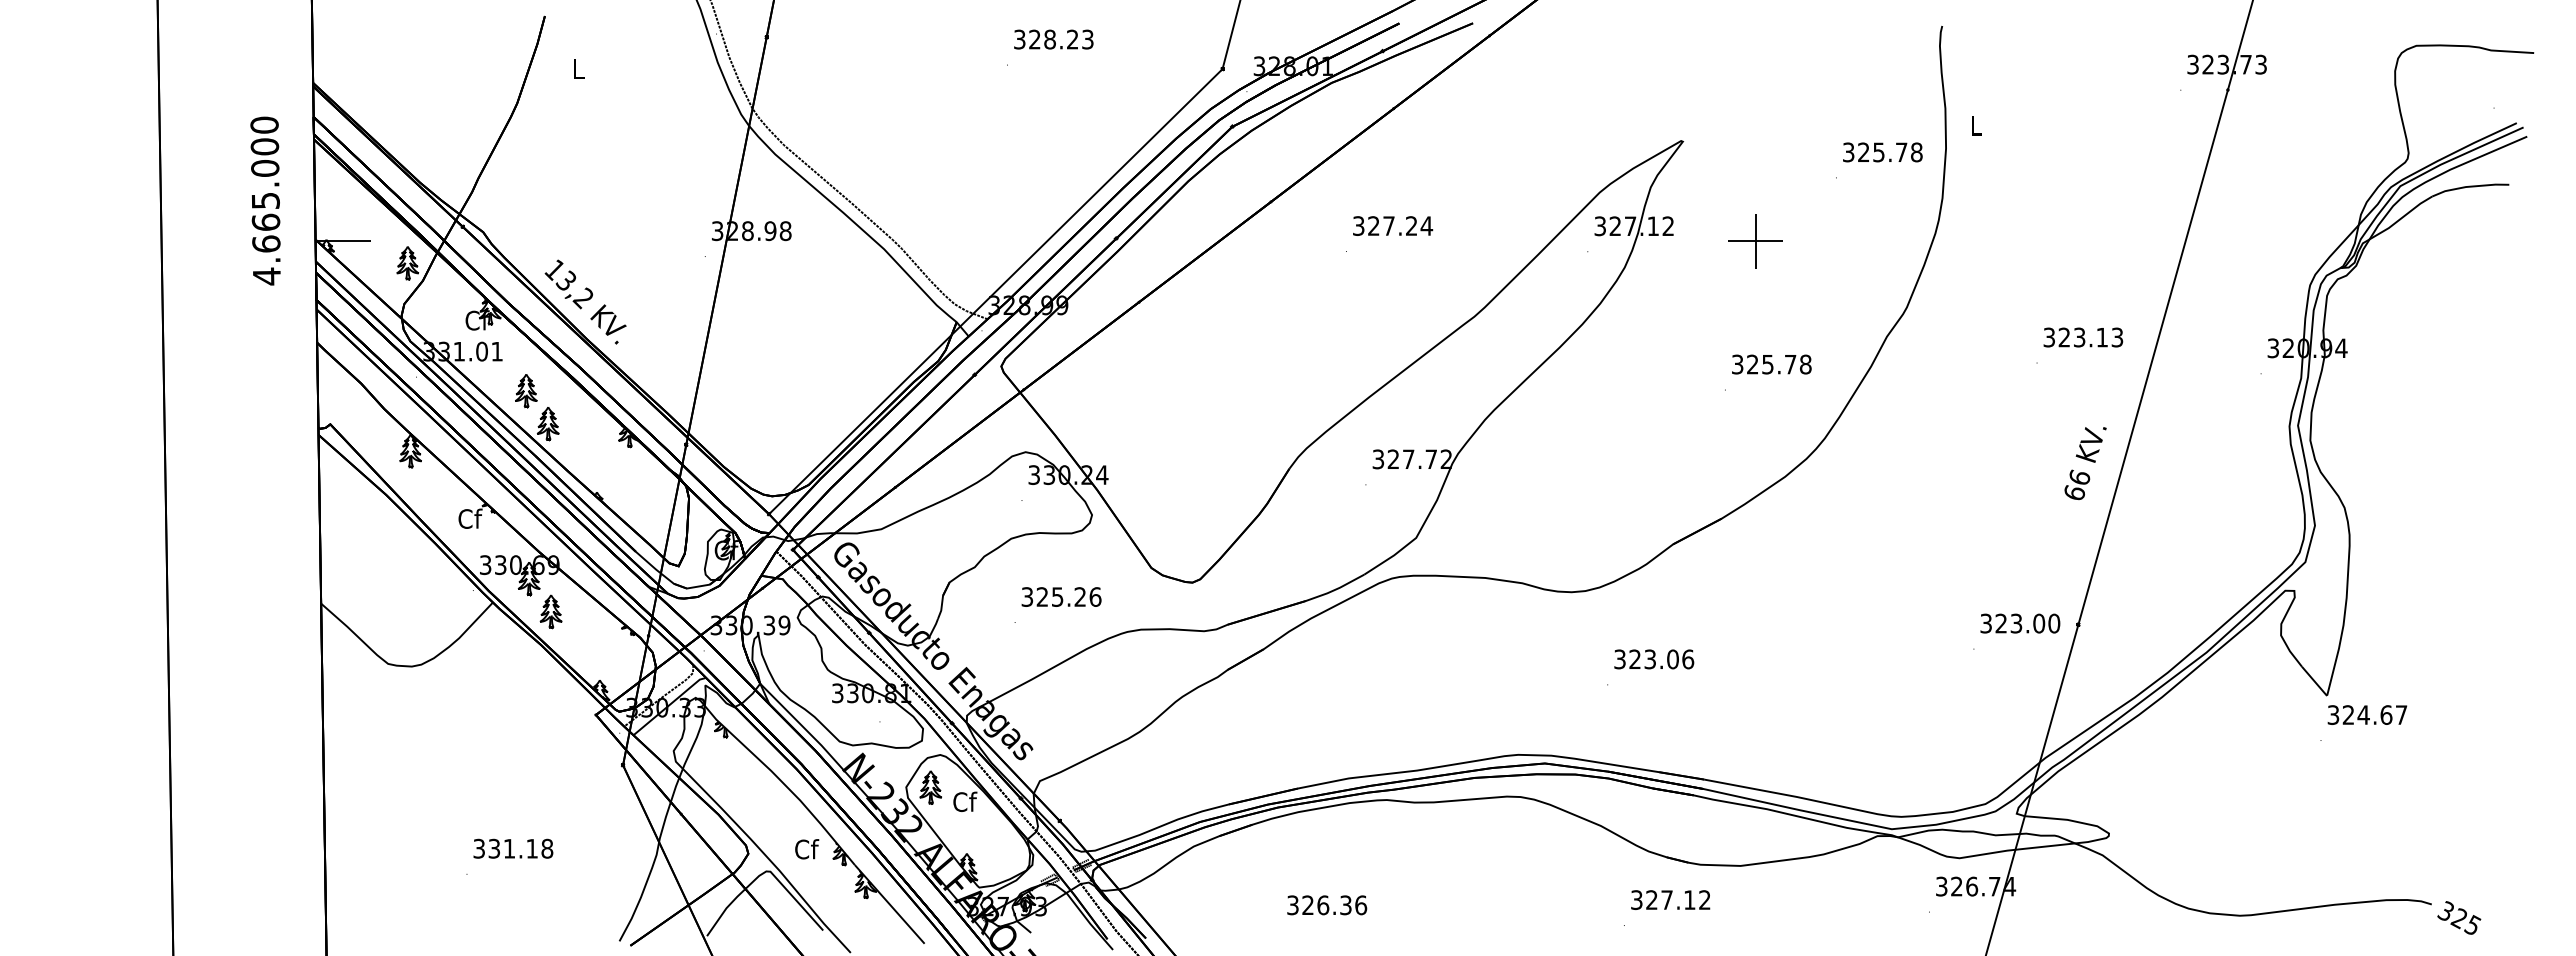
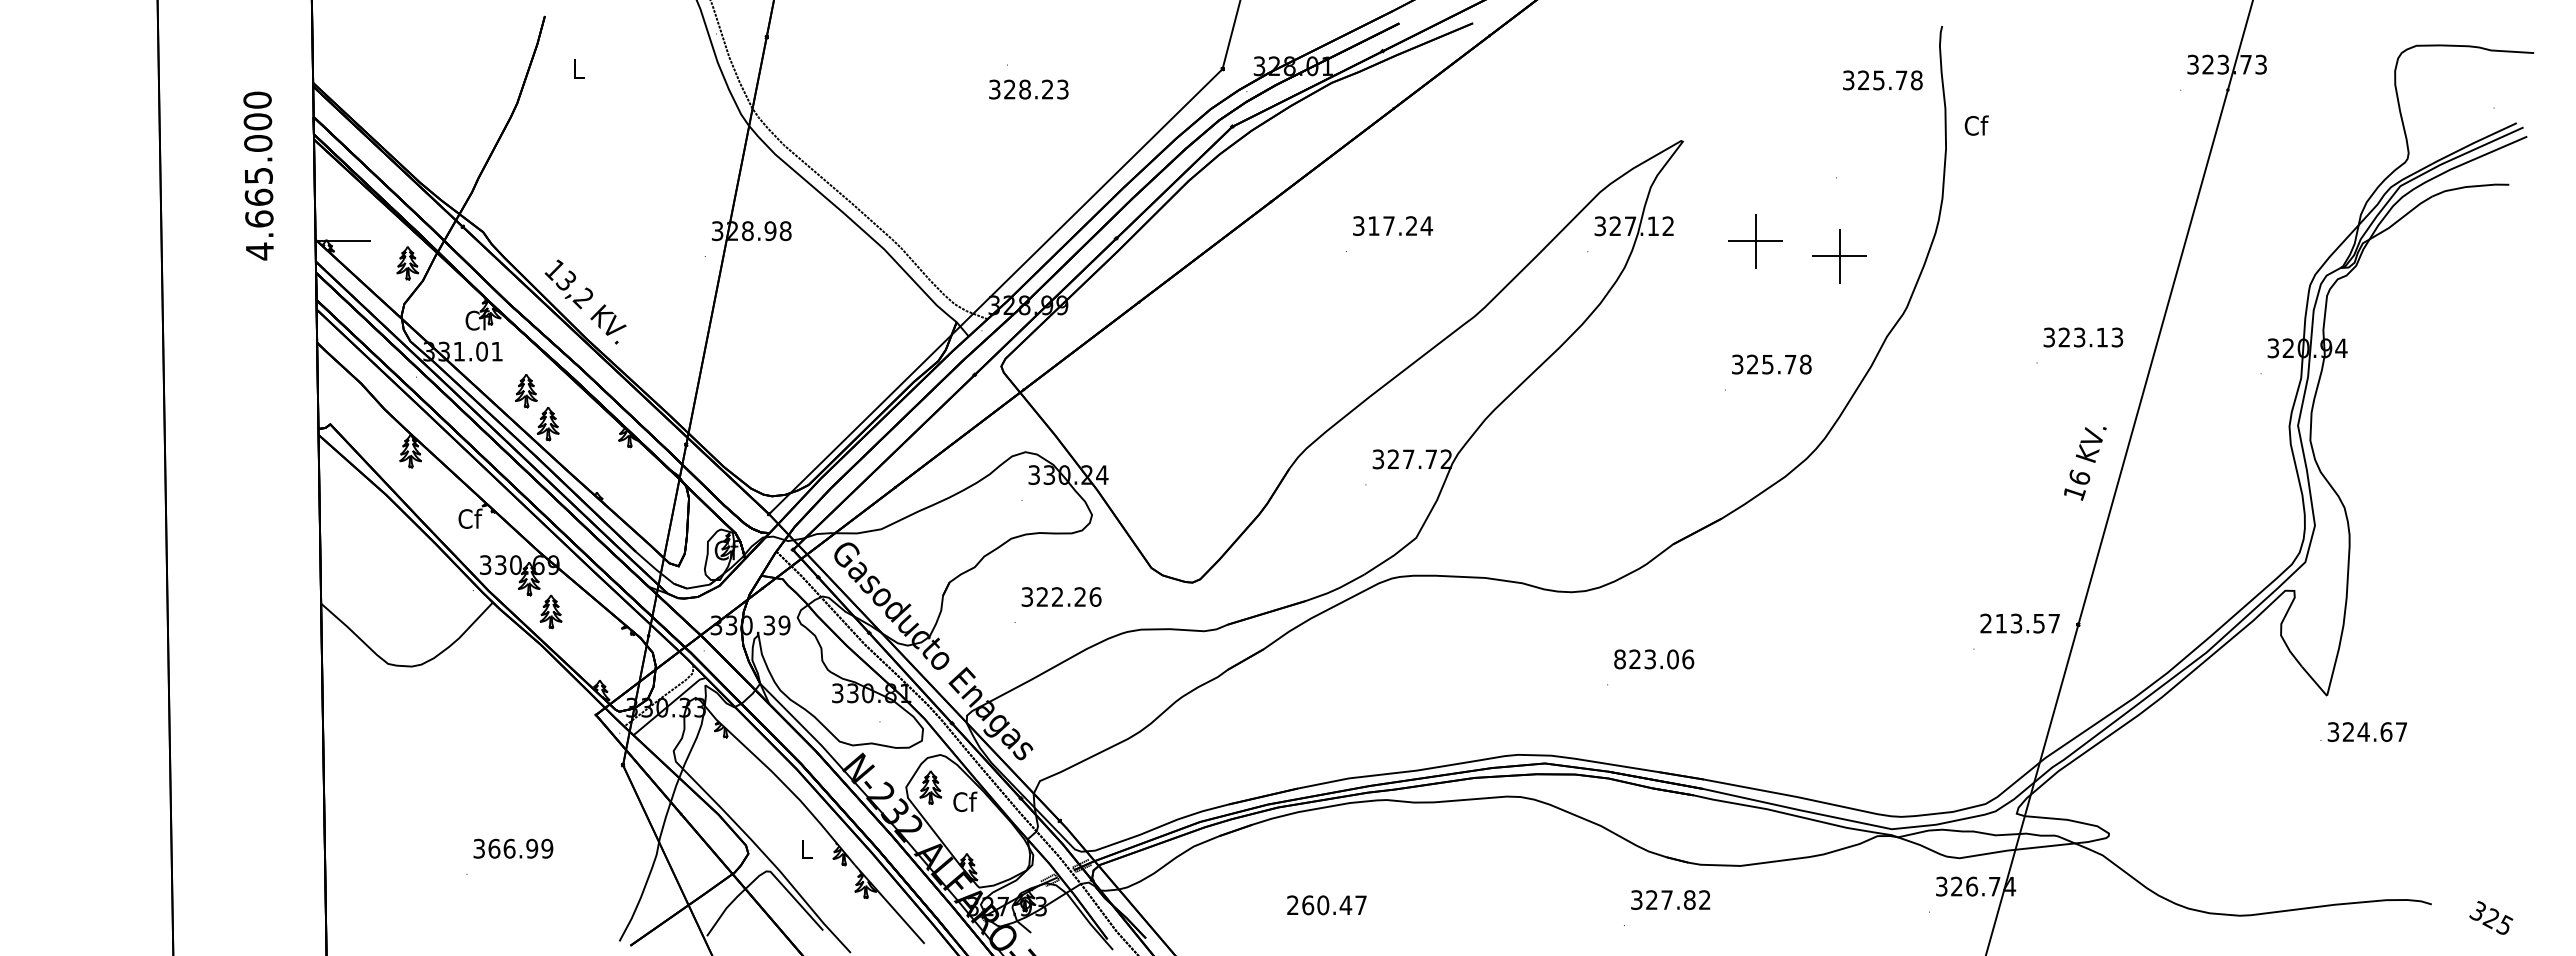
text position: (1053, 39) -> (1028, 89) (1028, 89)
text: L -> Cf (1976, 125)
text position: (1882, 152) -> (1882, 80) (1882, 80)
text position: (265, 200) -> (258, 175) (258, 175)
text: 327.24 -> 317.24 (1373, 225)
part: none -> present (1839, 256)
text: 66 -> 16 (2074, 492)
text: 325.26 -> 322.26 (1057, 596)
text: 323.00 -> 213.57 (2020, 623)
text: 323.06 -> 823.06 (1619, 659)
text position: (2367, 714) -> (2367, 731) (2367, 731)
text: 331.18 -> 366.99 (520, 848)
text: Cf -> L (807, 849)
text: 327.12 -> 327.82 (1689, 899)
text: 326.36 -> 260.47 (1327, 905)
text position: (2459, 917) -> (2491, 917) (2491, 917)
